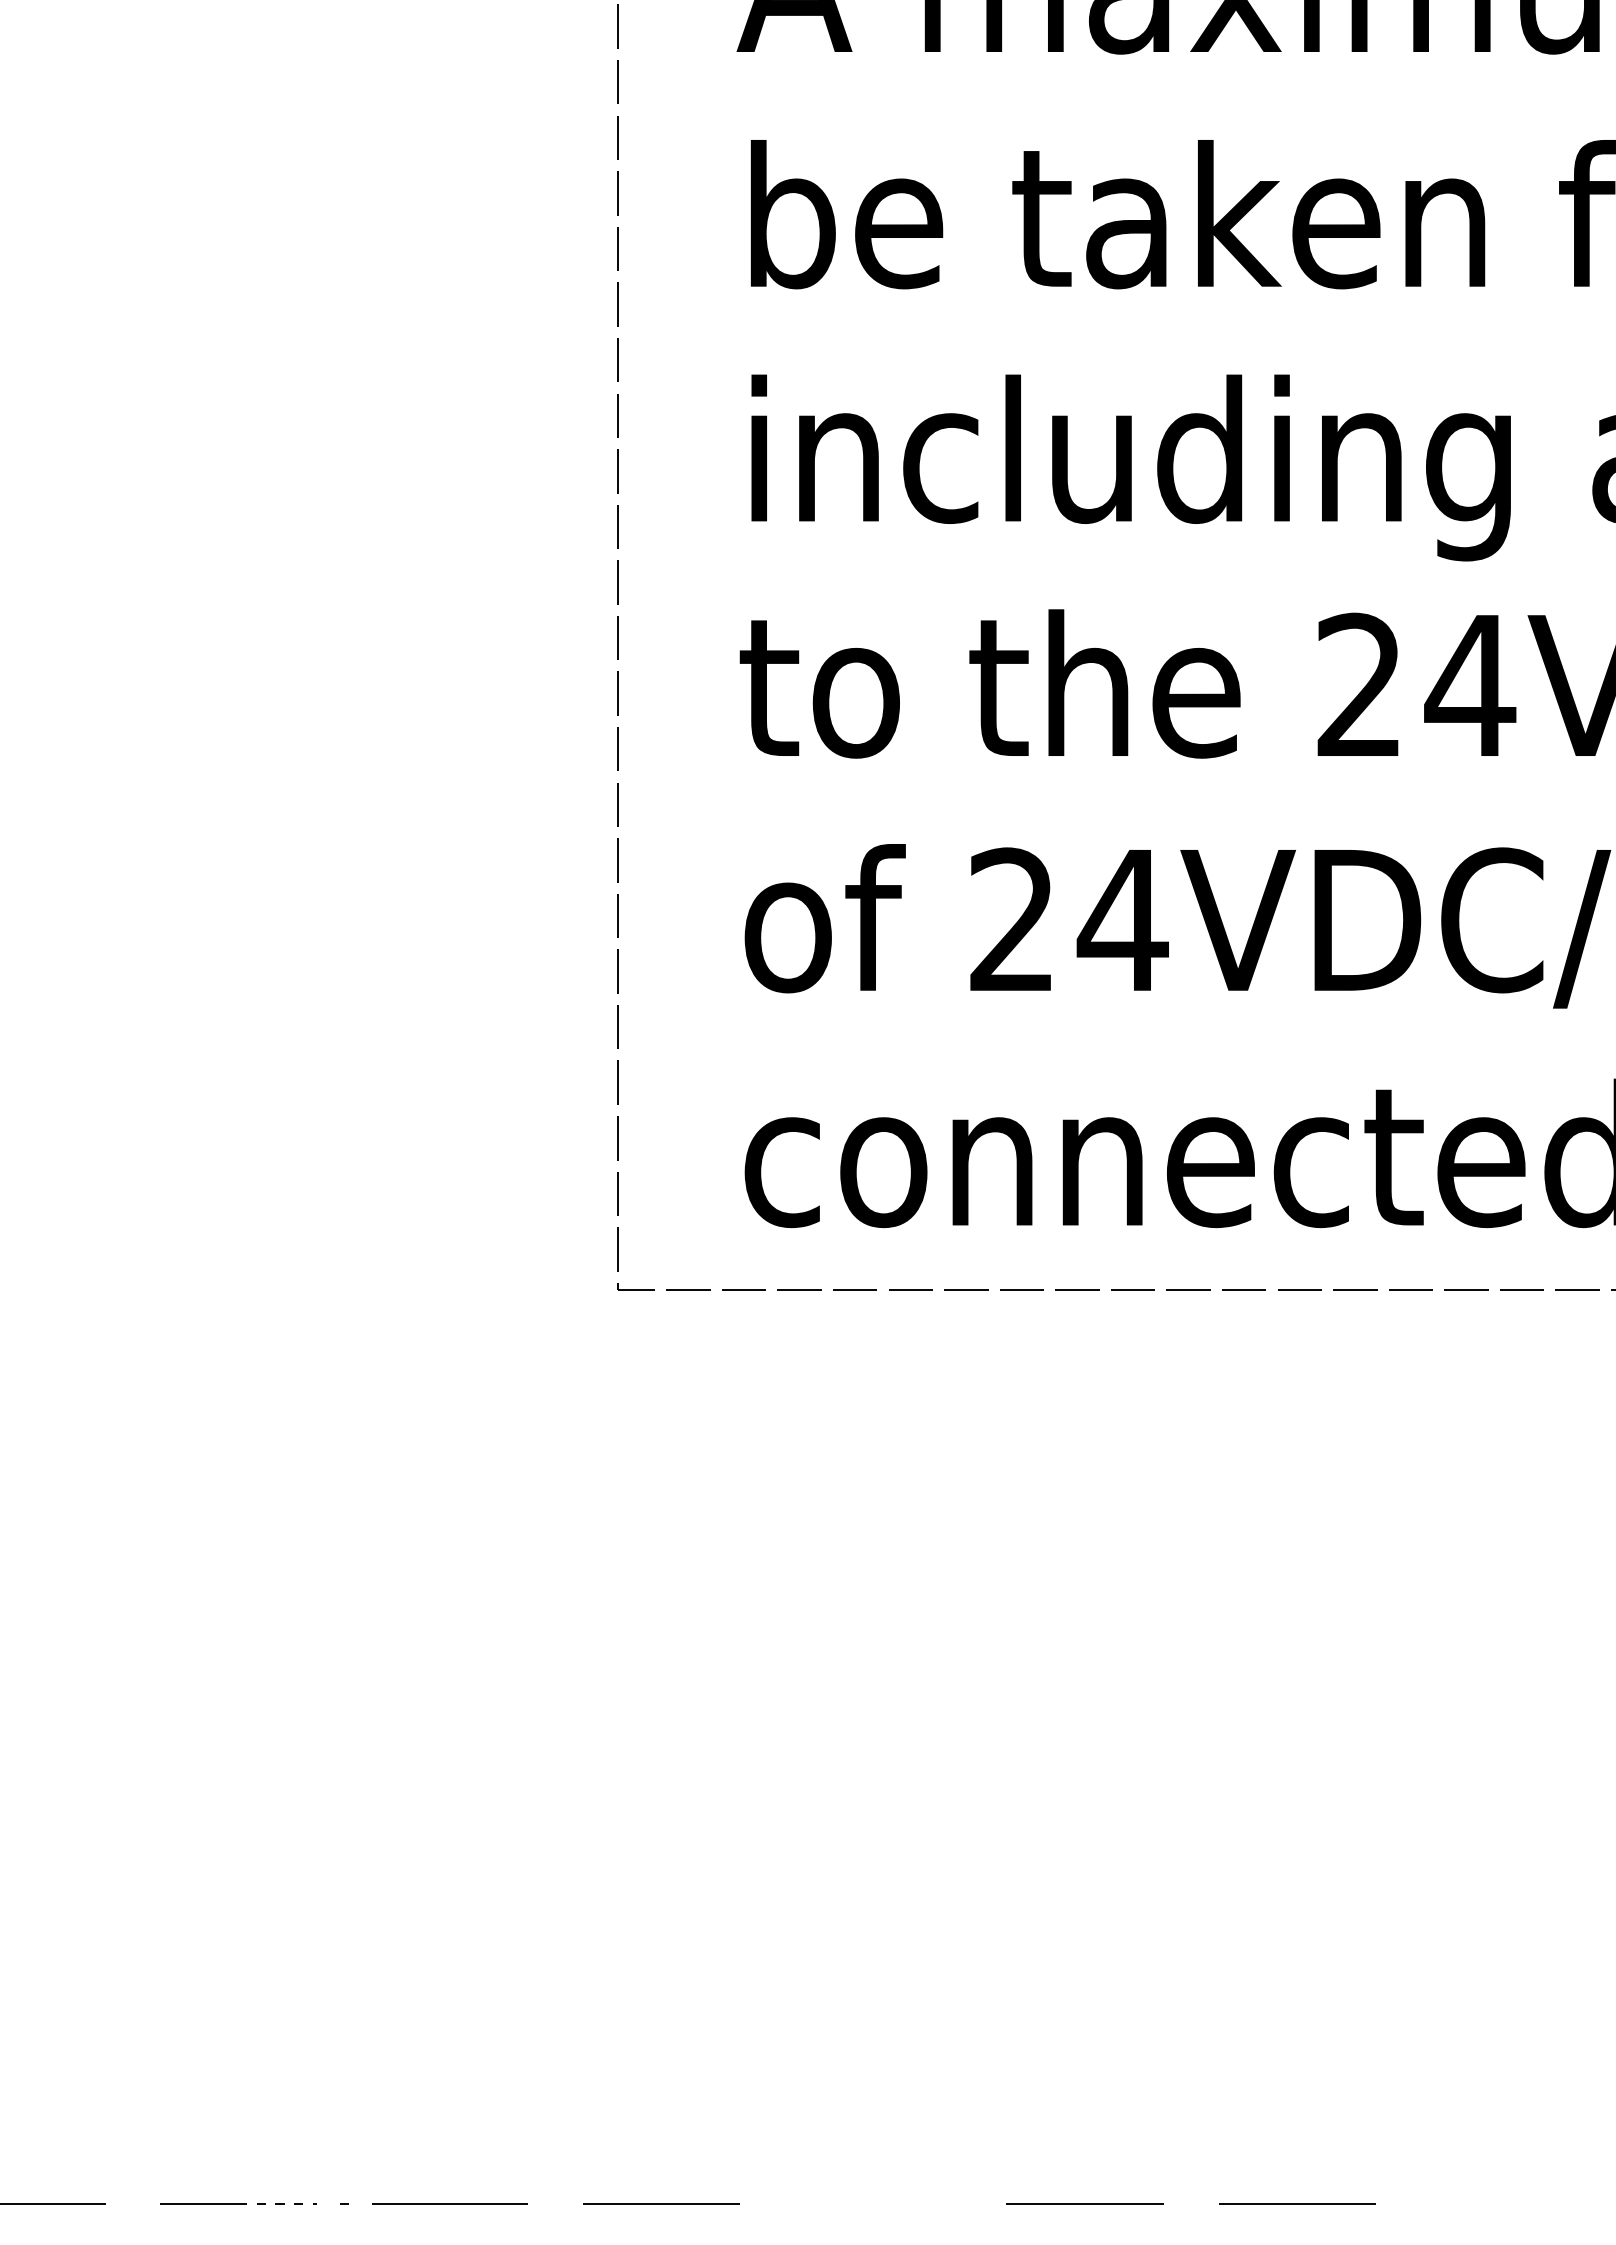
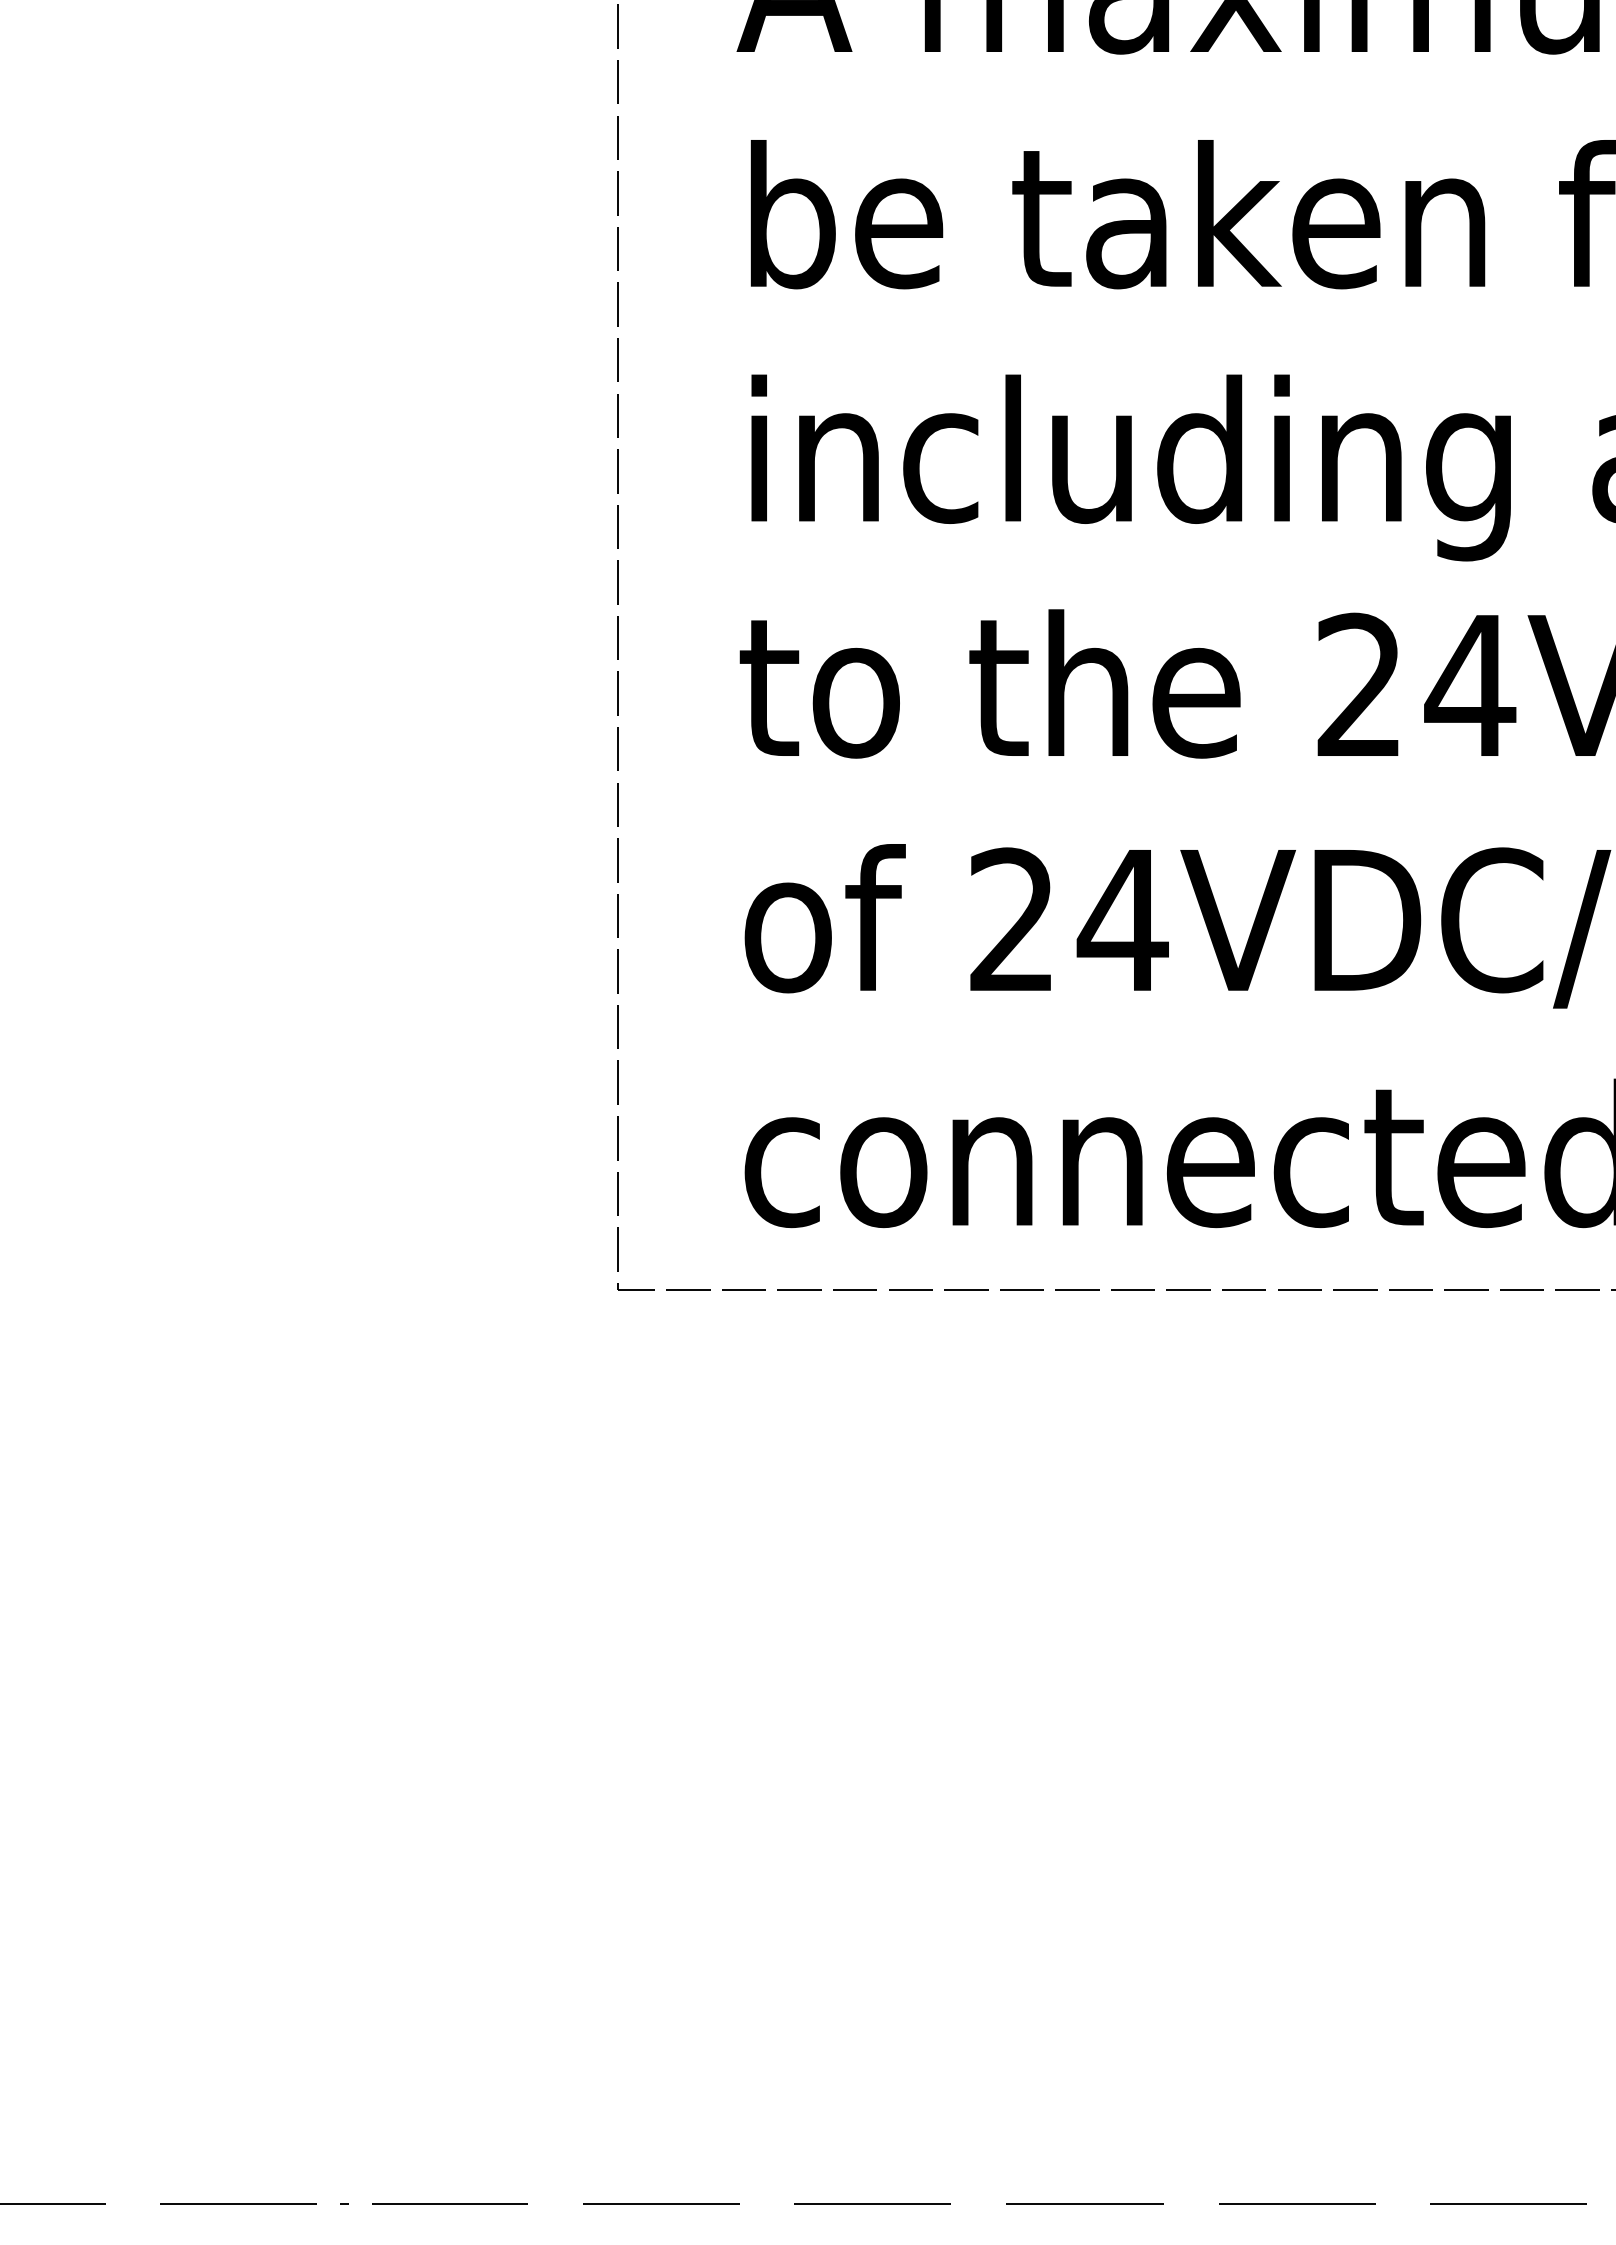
line: dashed -> solid (277, 2203)
line: none -> present (872, 2203)
line: none -> present (1508, 2203)
